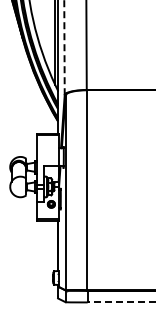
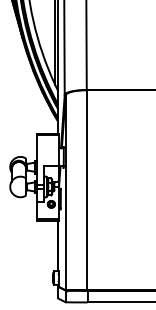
line: dashed -> solid (64, 47)
line: dashed -> solid (121, 302)
